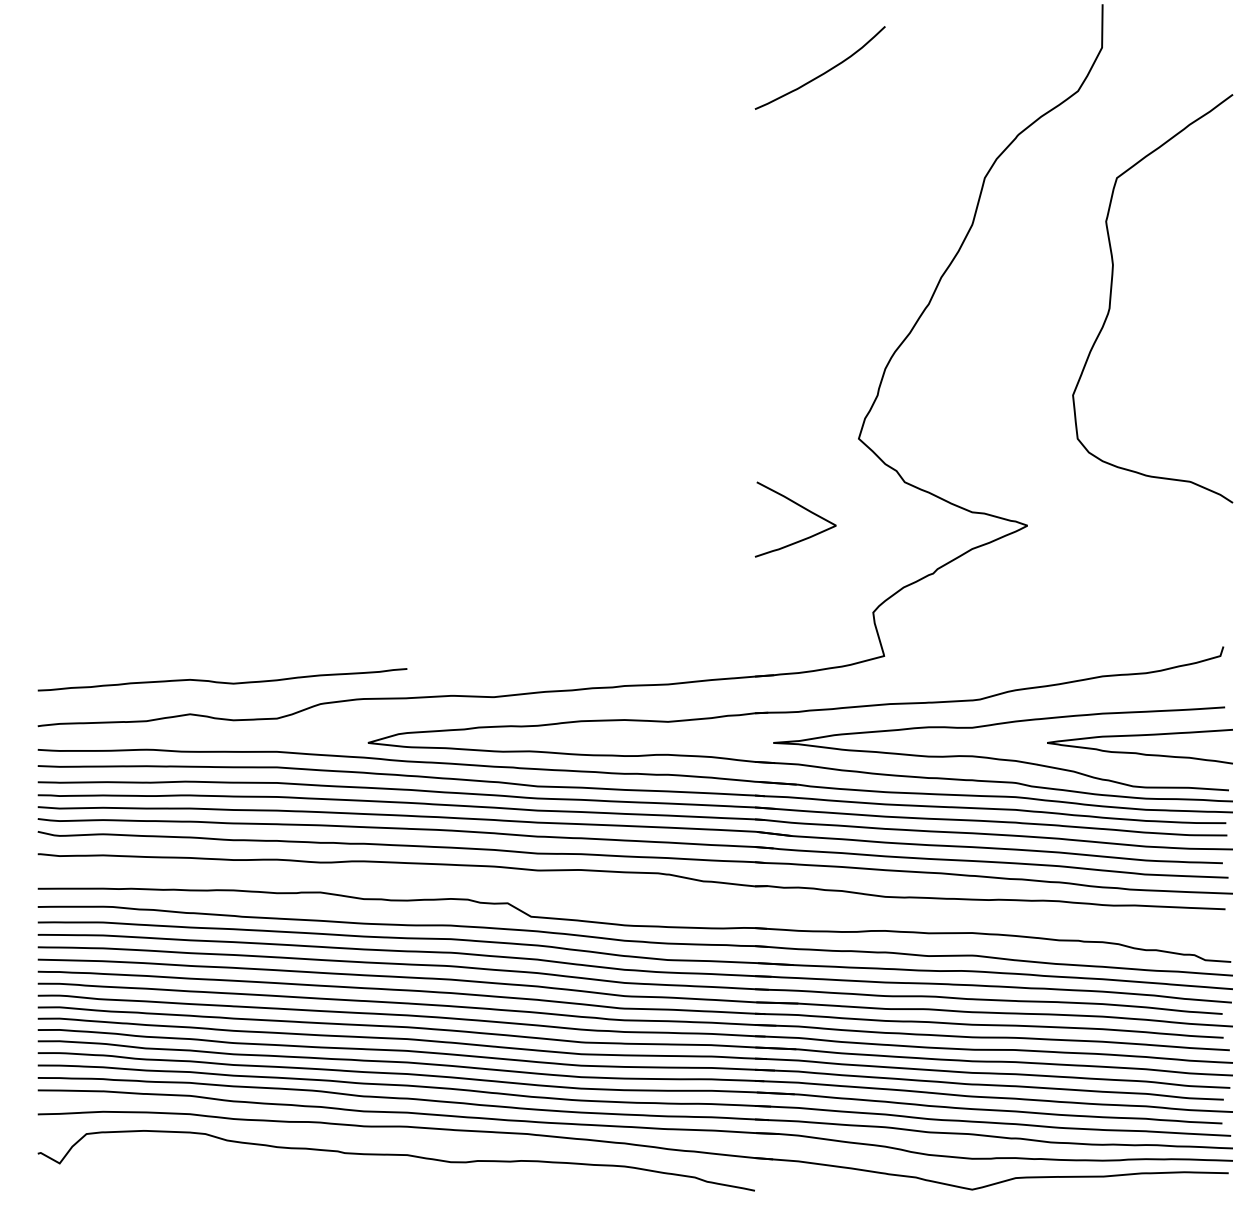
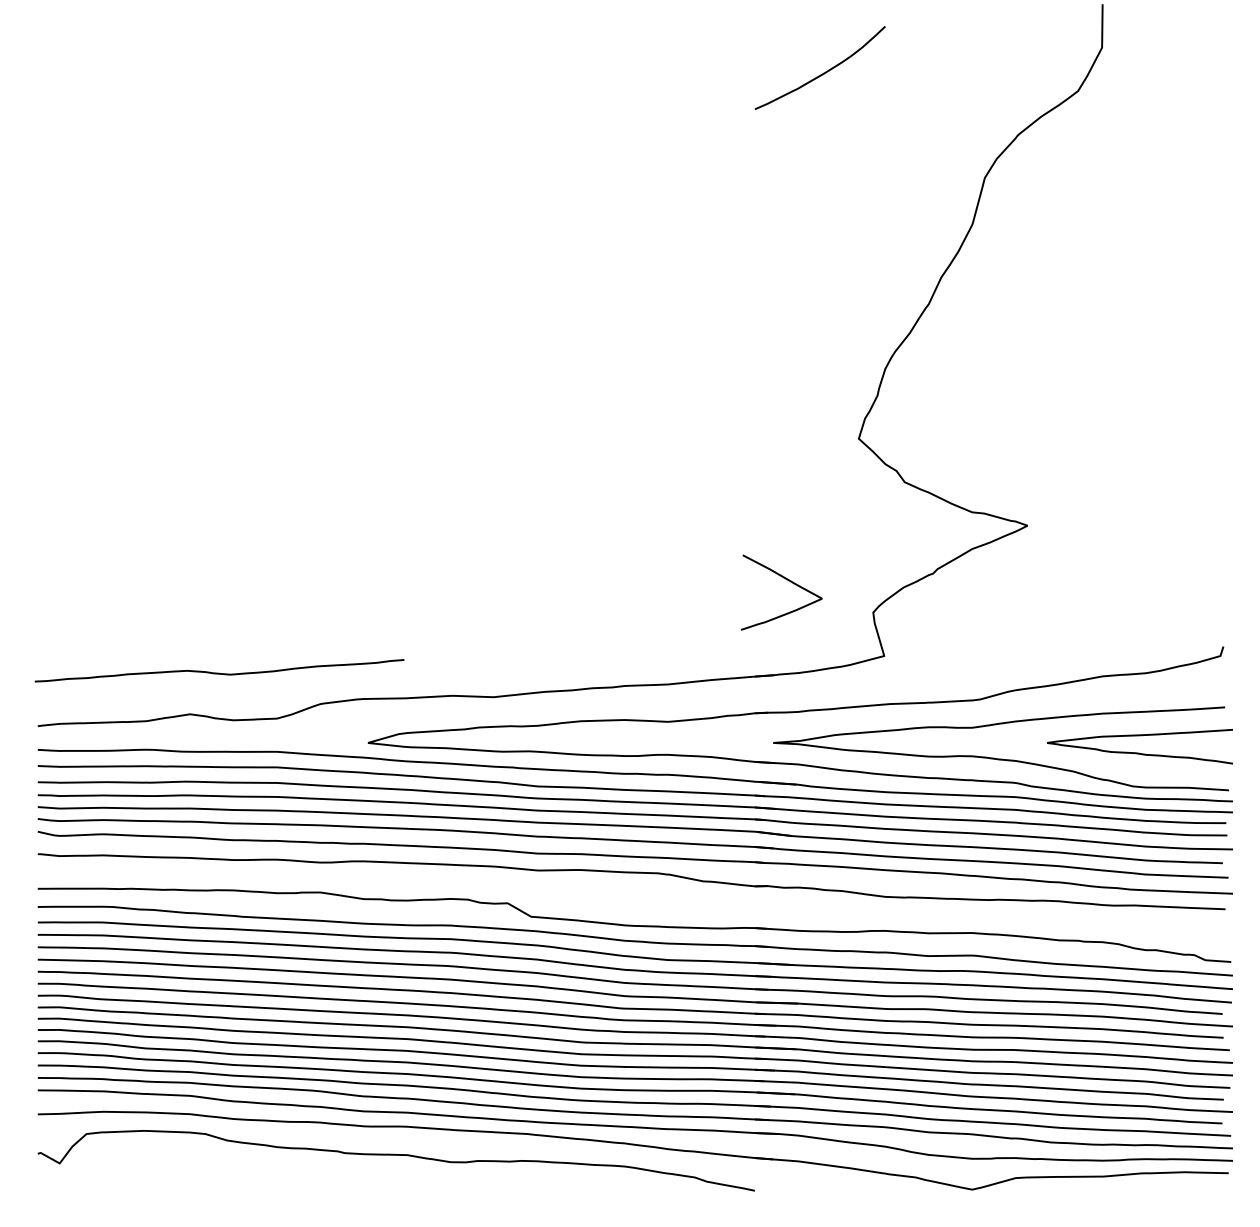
curve: present -> none (1111, 298)
curve position: (802, 508) -> (788, 581) (788, 581)
curve position: (222, 681) -> (219, 672) (219, 672)
